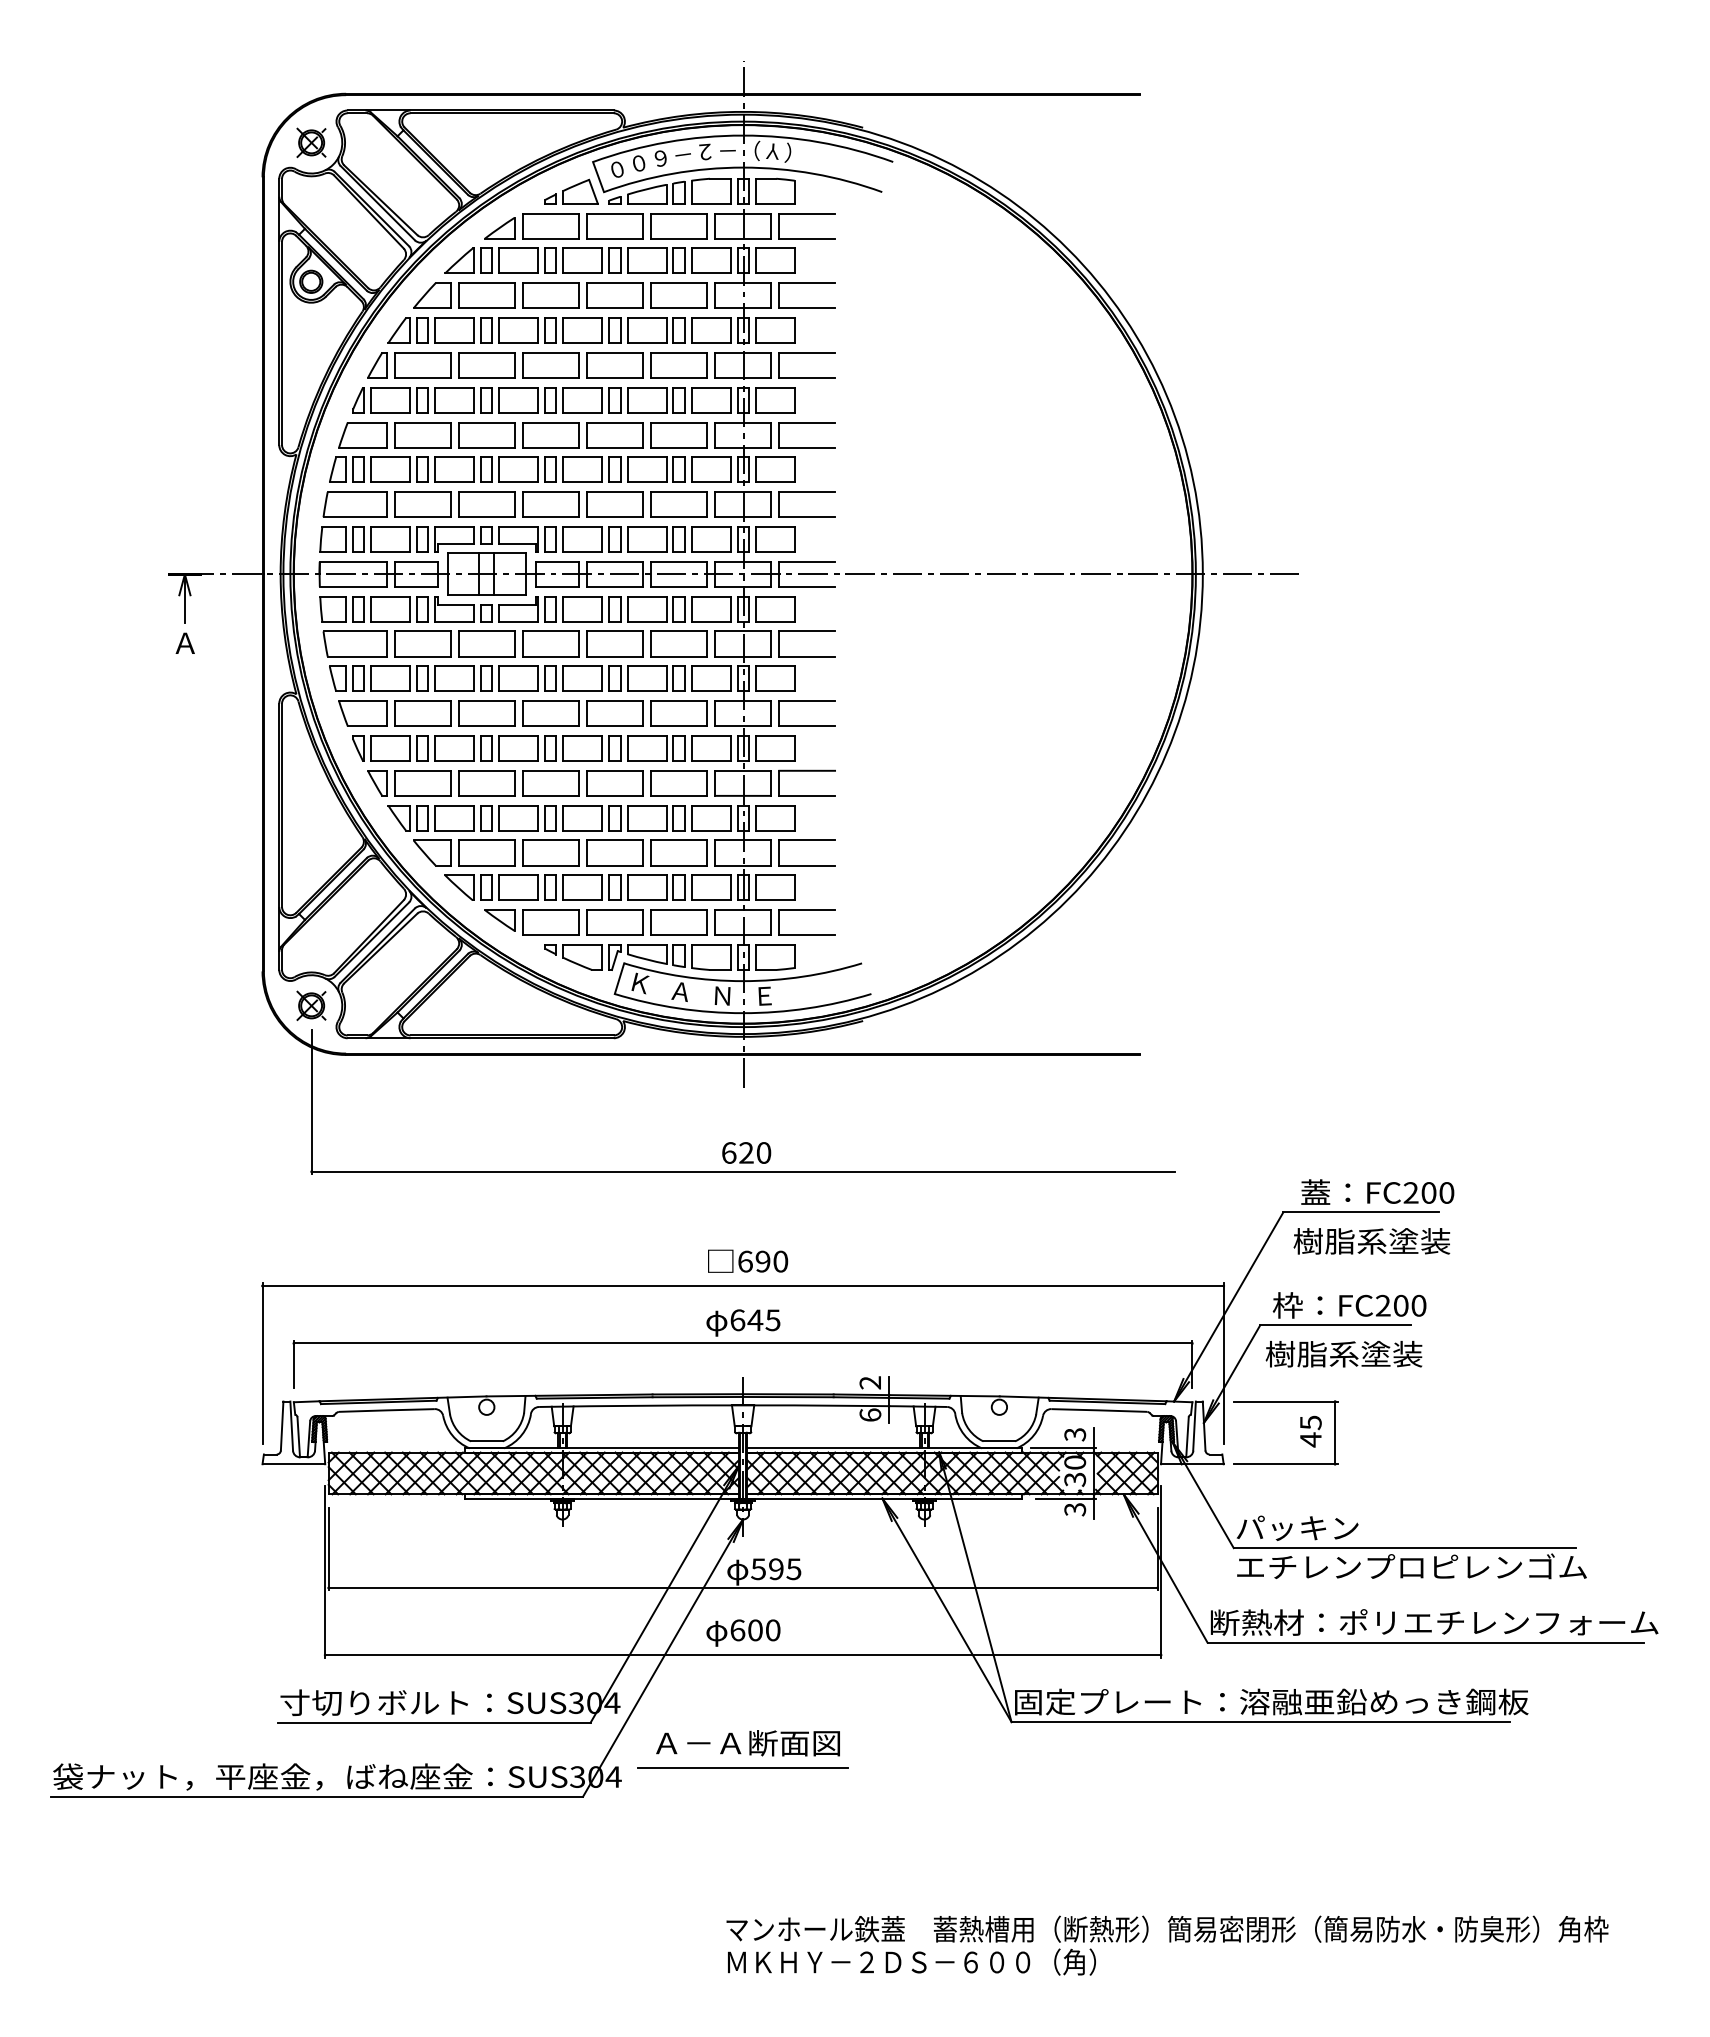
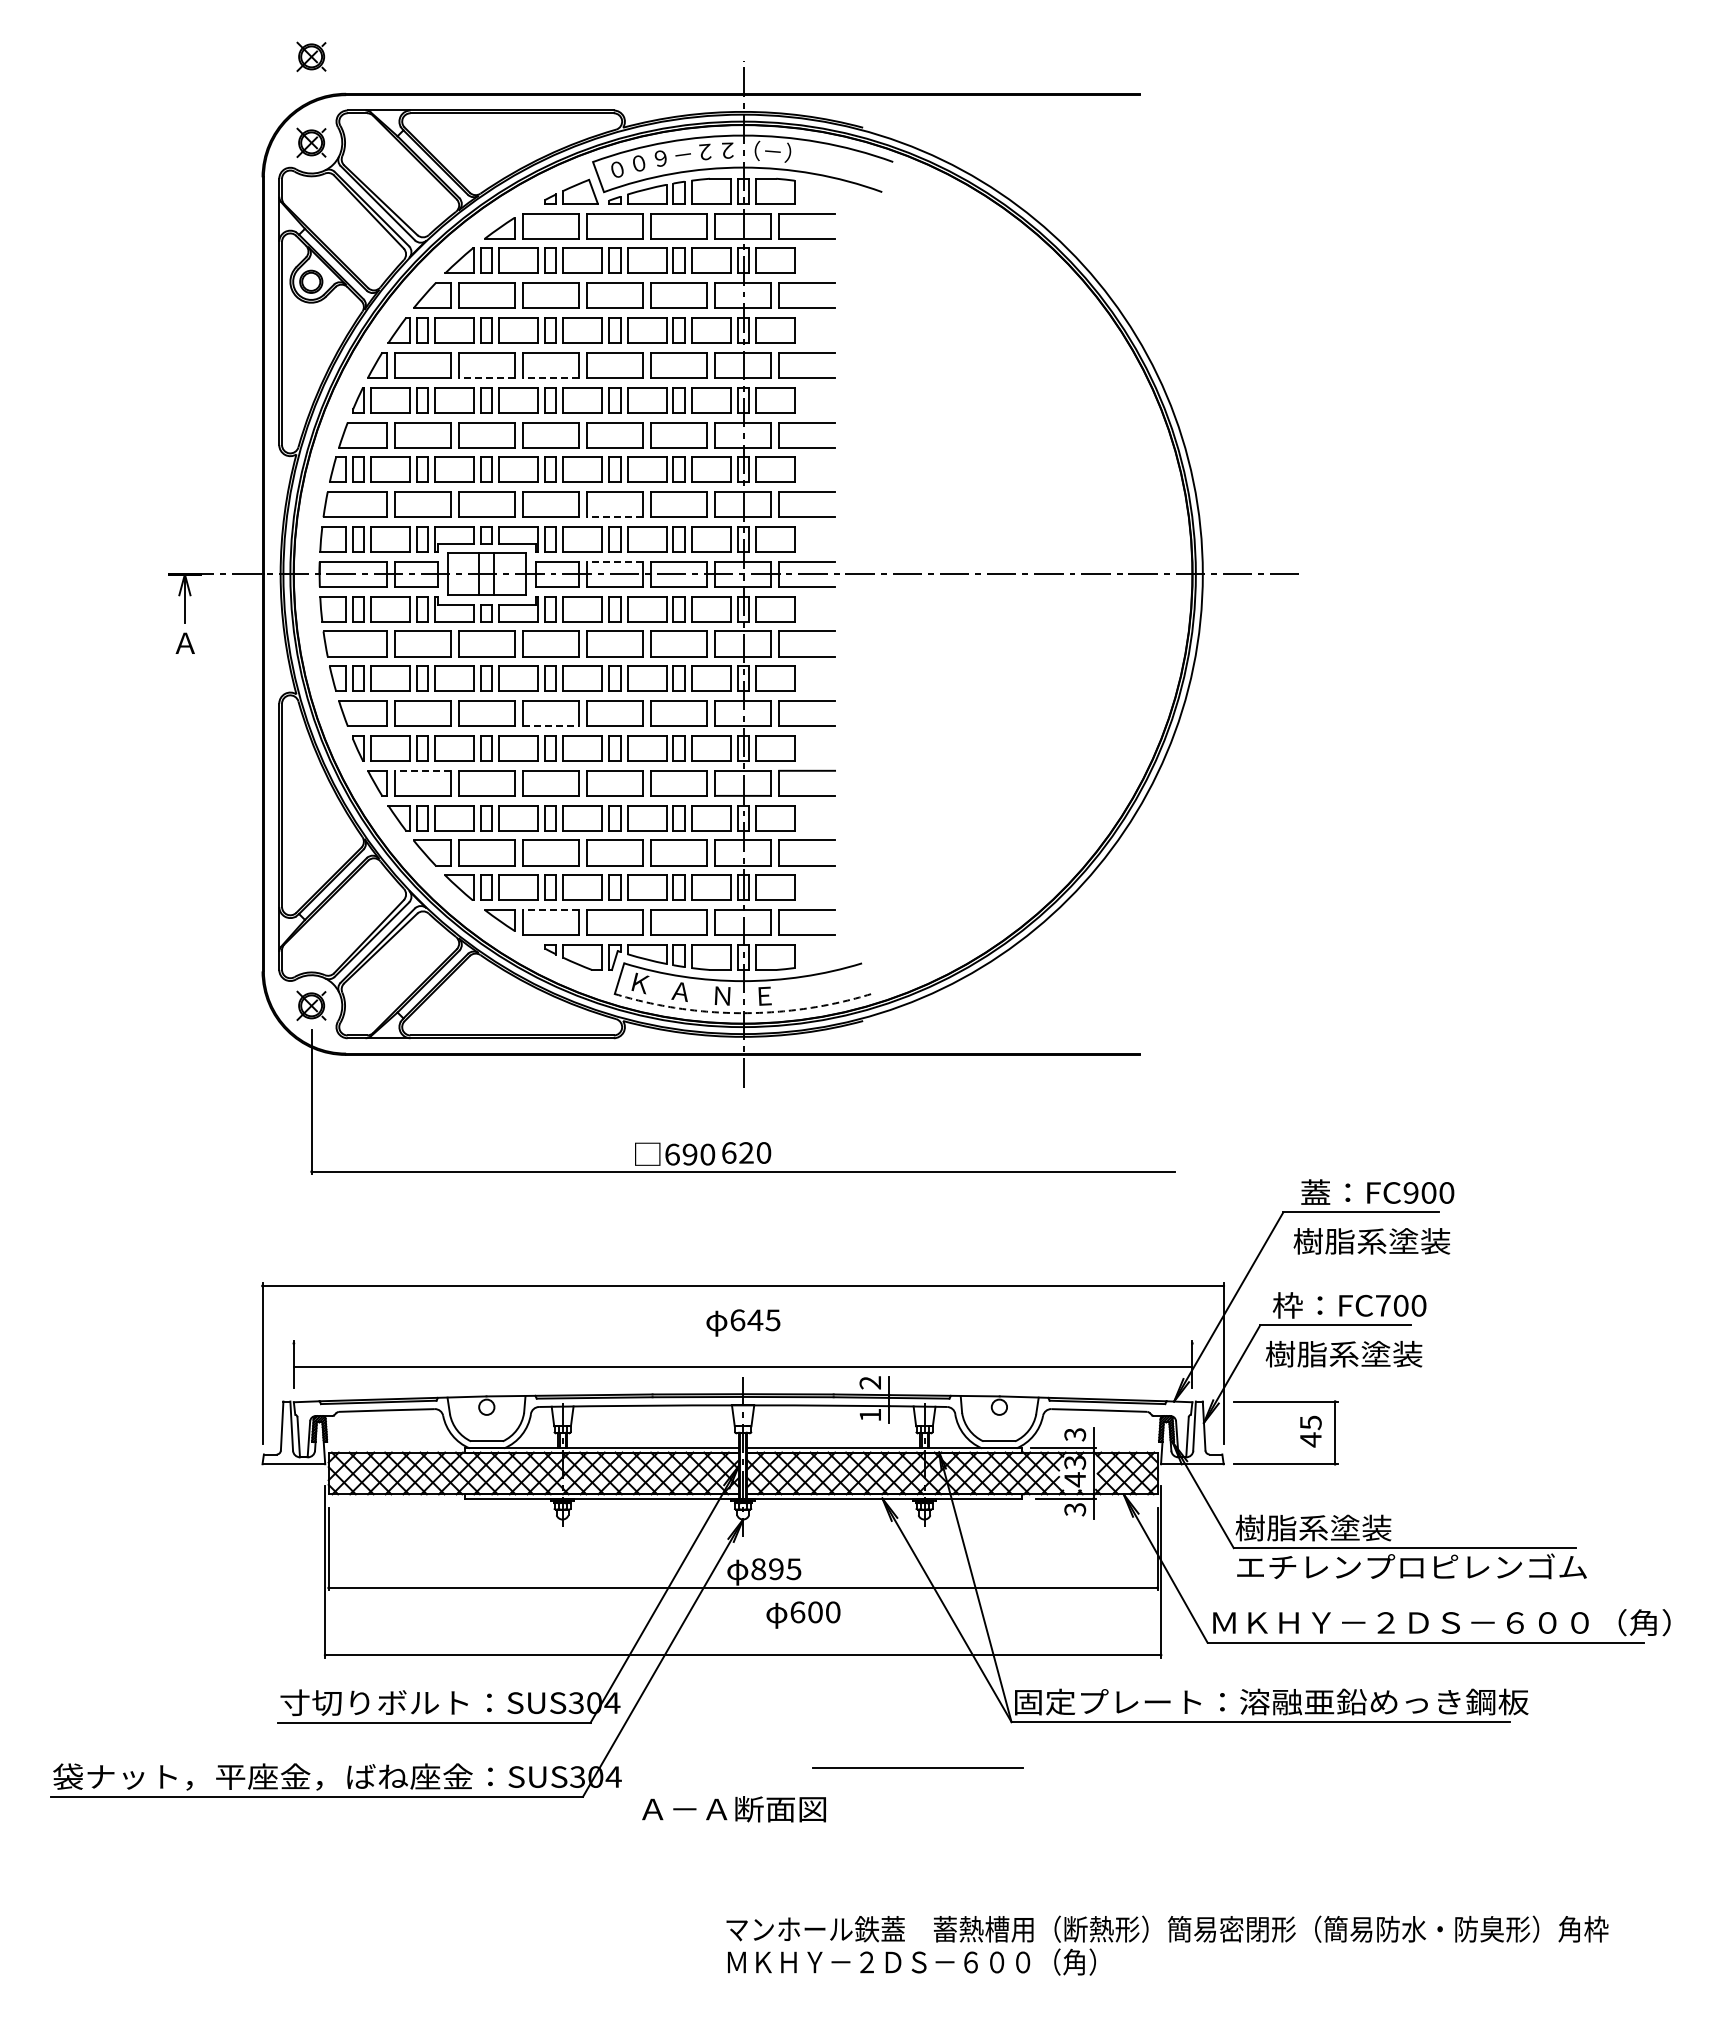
part: none -> present (311, 56)
text: － -> ２ (727, 150)
text: Ｙ -> － (772, 151)
line: solid -> dashed (486, 377)
line: solid -> dashed (550, 377)
line: solid -> dashed (614, 517)
line: solid -> dashed (614, 561)
line: solid -> dashed (550, 726)
line: solid -> dashed (422, 770)
line: solid -> dashed (550, 910)
arc: solid -> dashed (743, 1013)
text: FC200 -> FC900 (1410, 1192)
text position: (748, 1260) -> (675, 1153) (675, 1153)
text: FC200 -> FC700 (1382, 1305)
line position: (742, 1343) -> (742, 1367) (742, 1367)
text: 6 -> 1 (870, 1414)
text: 30 -> 43 (1075, 1471)
text: パッキン -> 樹脂系塗装 (1313, 1527)
text: 595 -> 895 (758, 1569)
text: 断熱材：ポリエチレンフォーム -> ＭＫＨＹ－２ＤＳ－６００（角） (1440, 1622)
text position: (743, 1632) -> (803, 1614) (803, 1614)
text position: (747, 1743) -> (733, 1809) (733, 1809)
line position: (742, 1767) -> (917, 1767) (917, 1767)
